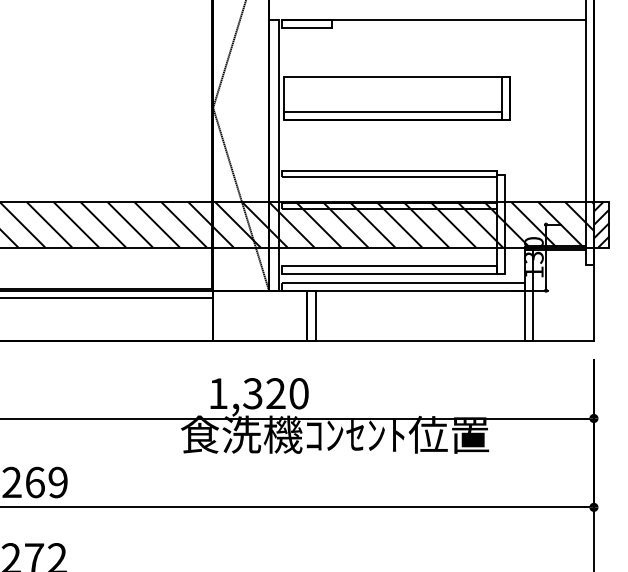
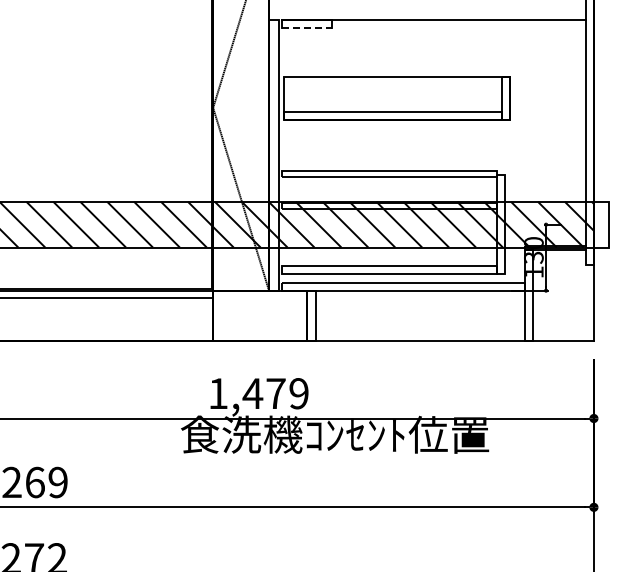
line: solid -> dashed (307, 27)
hatch: present -> none (601, 224)
text: 1,320 -> 1,479 (275, 393)
